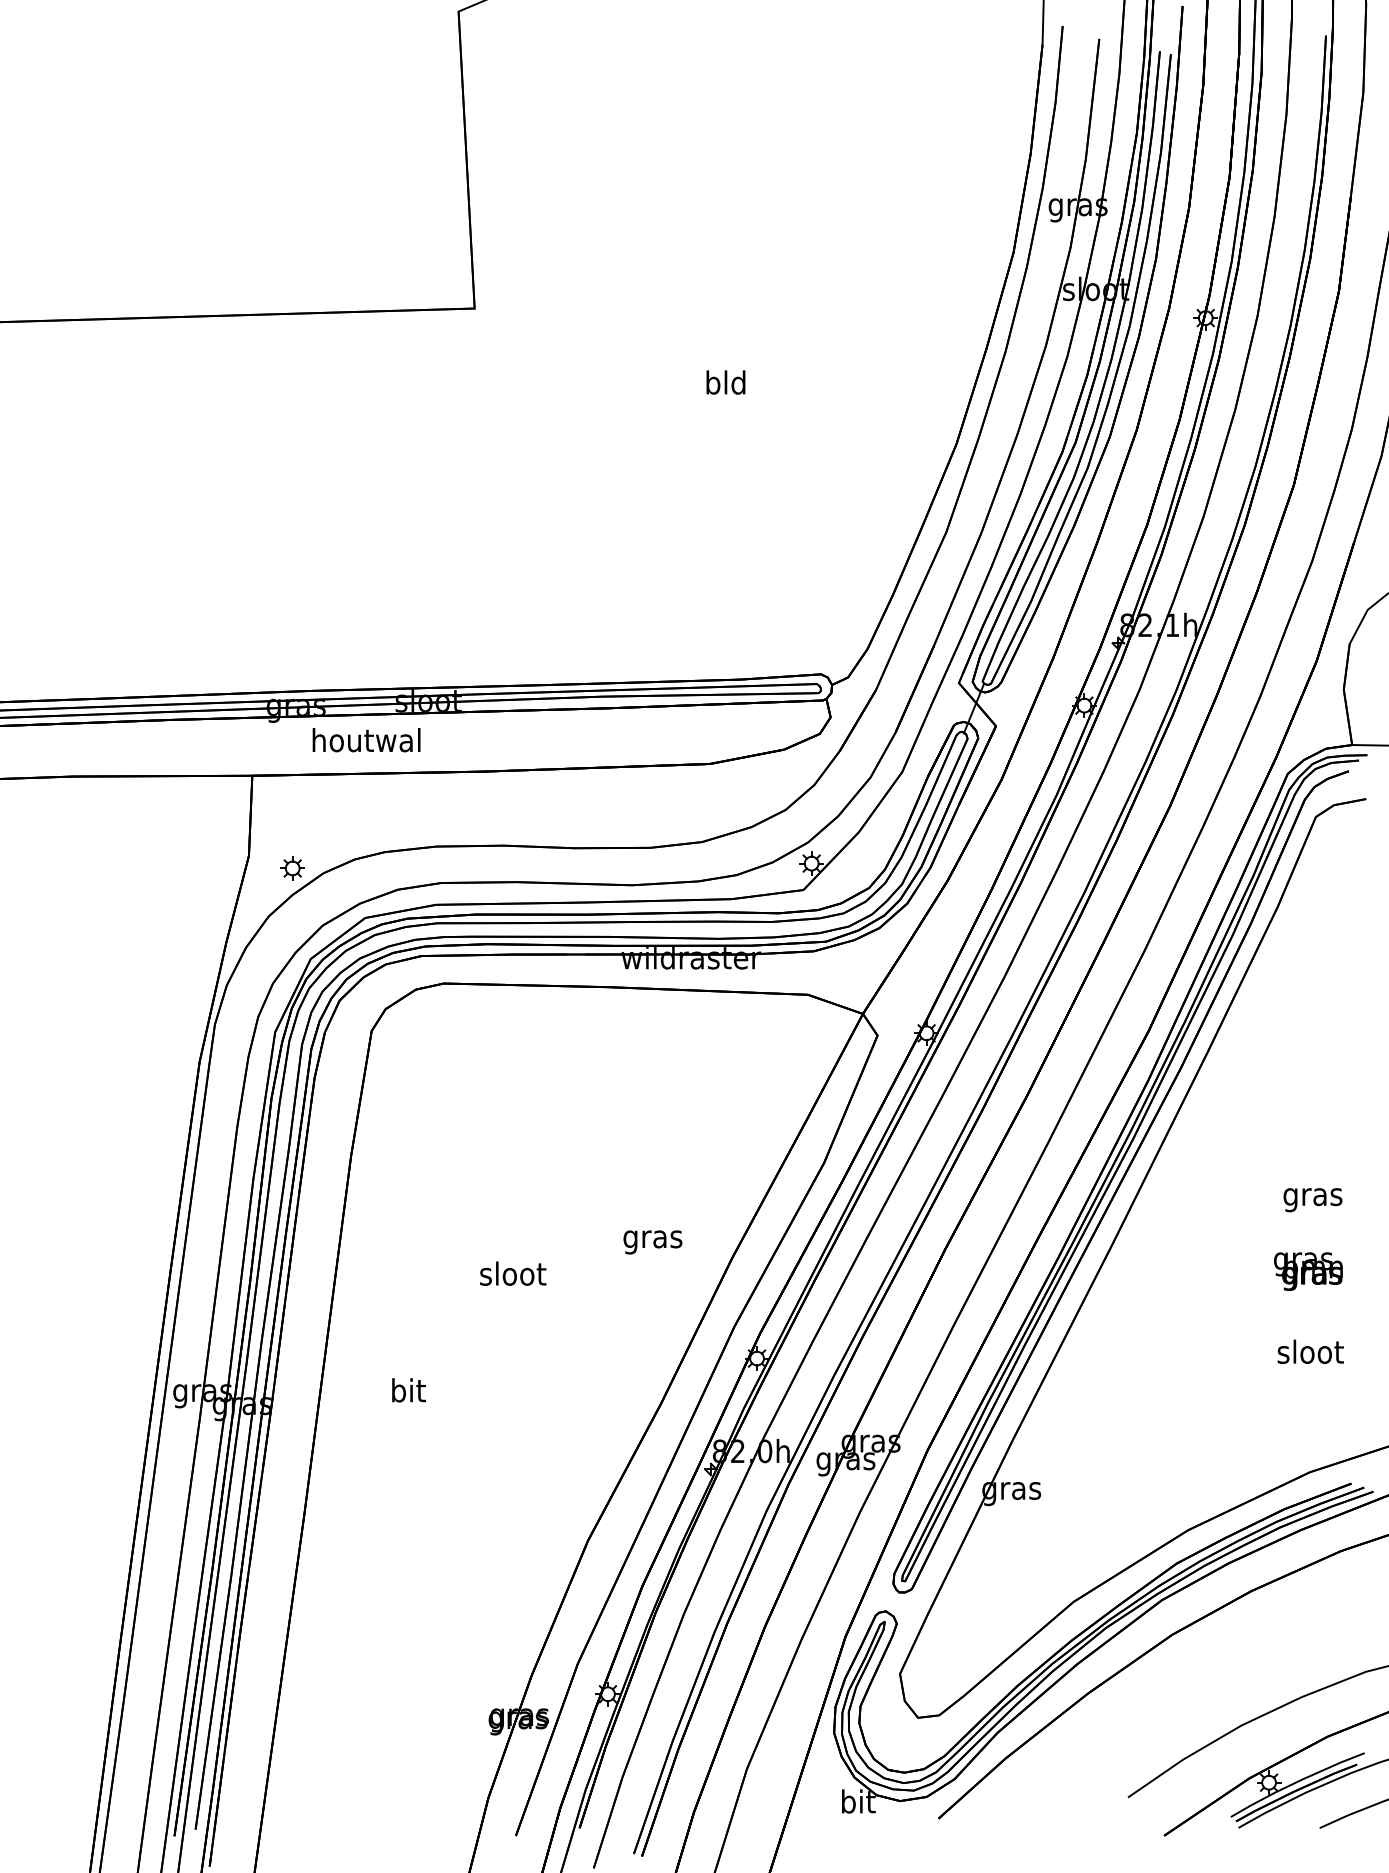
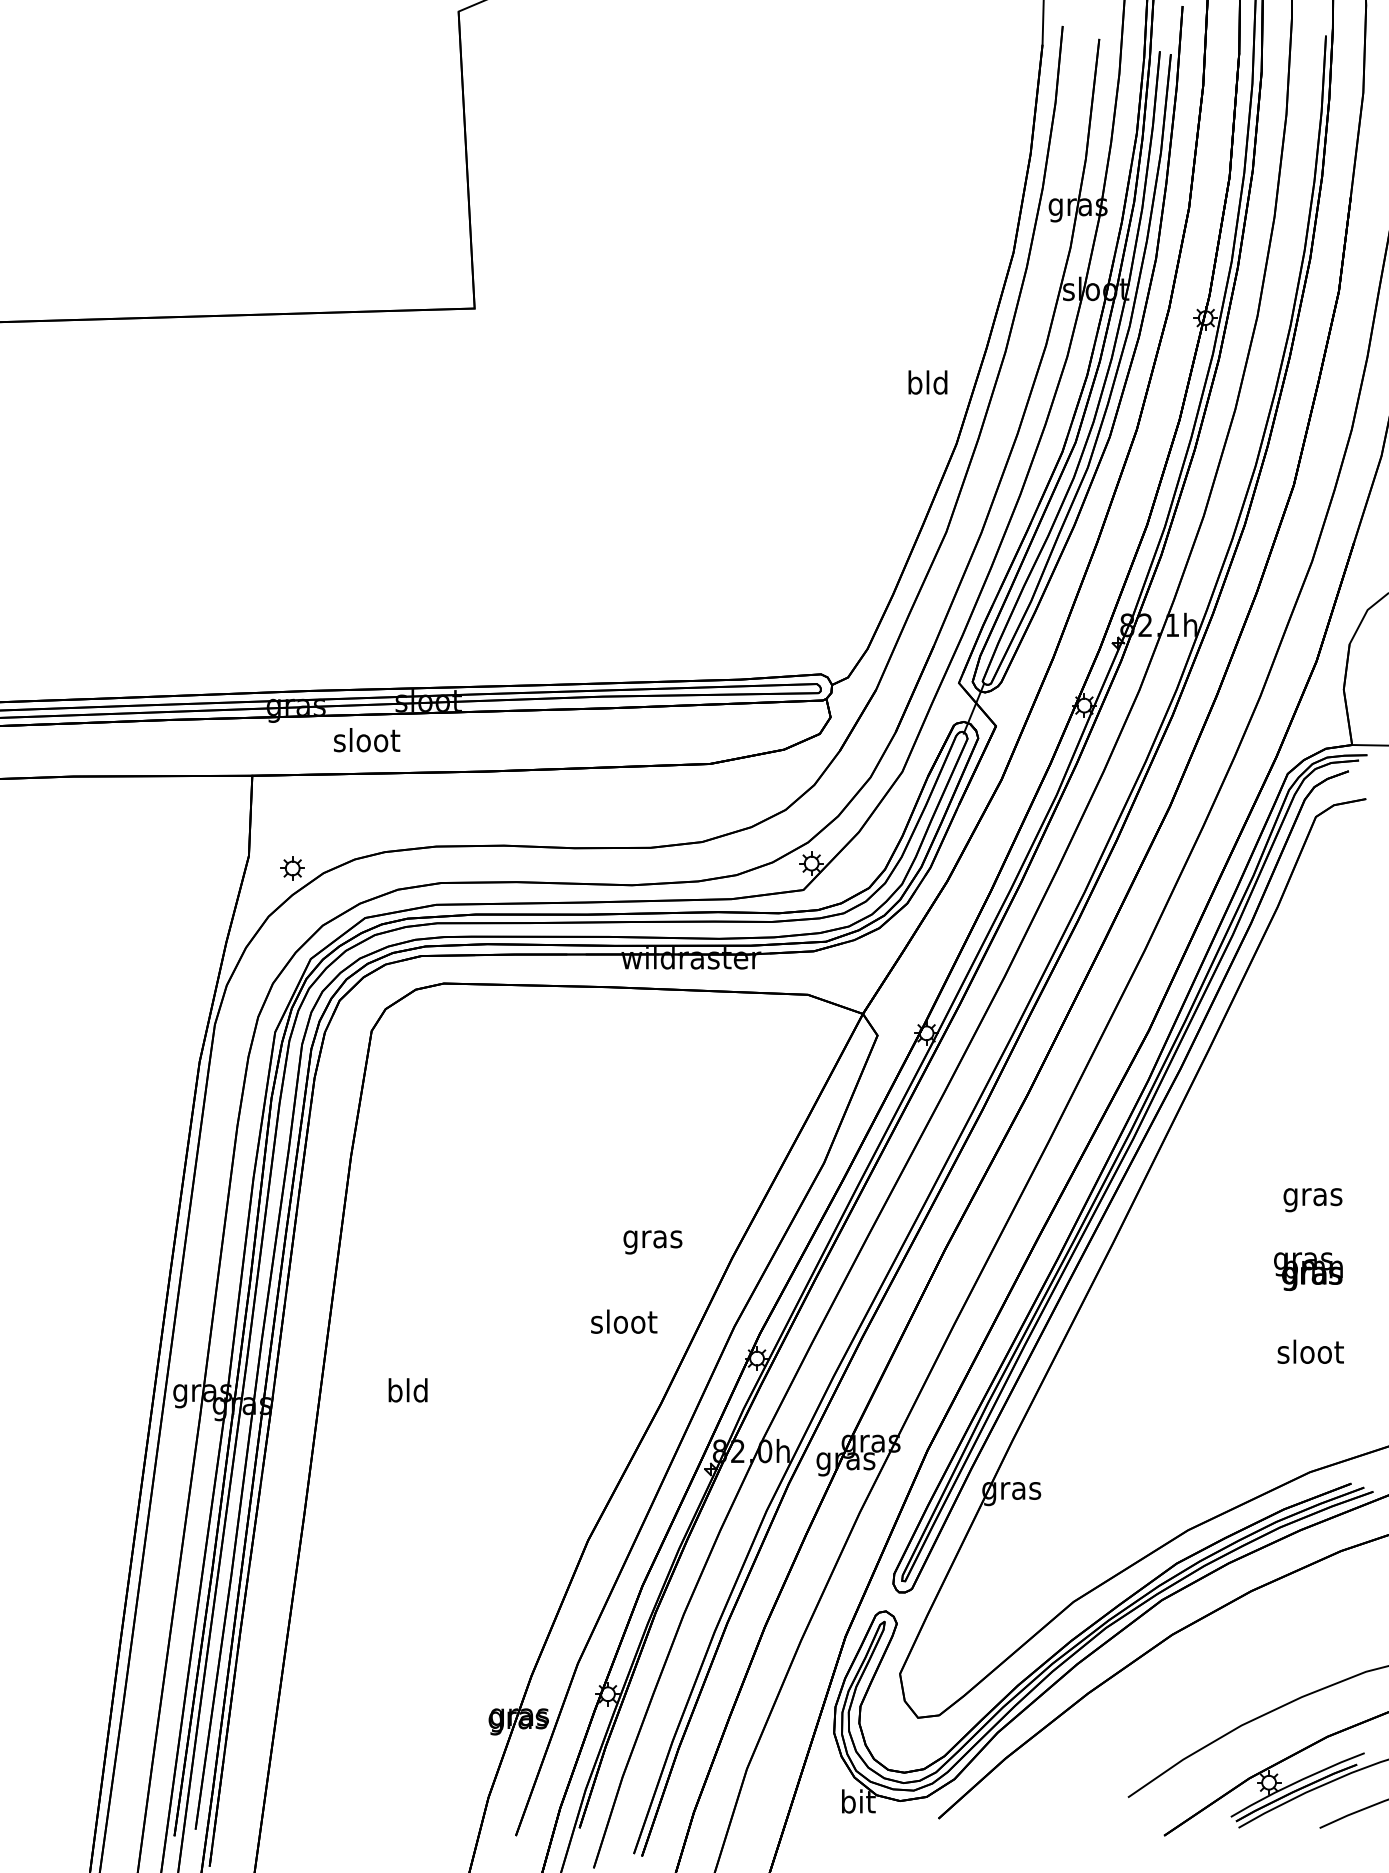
text position: (725, 382) -> (927, 382) (927, 382)
text: houtwal -> sloot (366, 740)
text position: (513, 1273) -> (624, 1321) (624, 1321)
text: bit -> bld (407, 1390)
